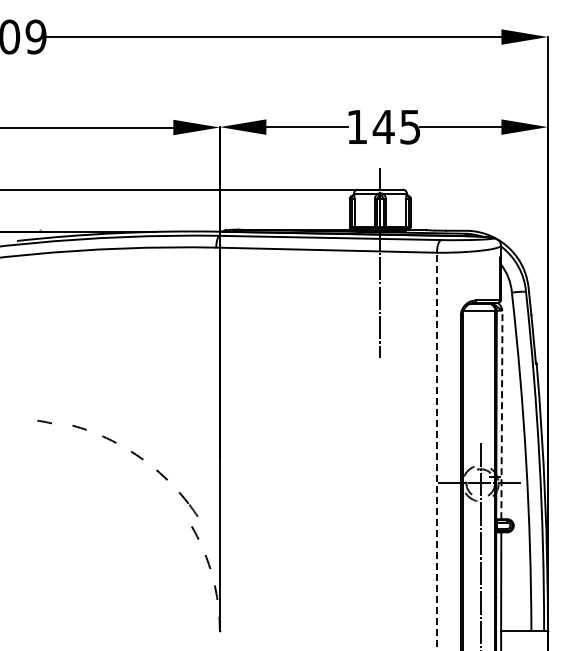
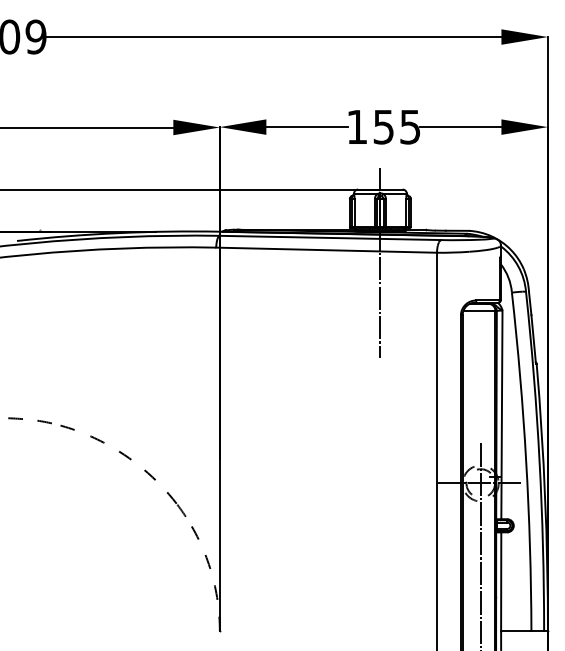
text: 145 -> 155 (383, 127)
line: dashed -> solid (501, 414)
line: none -> present (15, 418)
line: dashed -> solid (436, 451)
part position: (142, 460) -> (130, 460) (130, 460)
